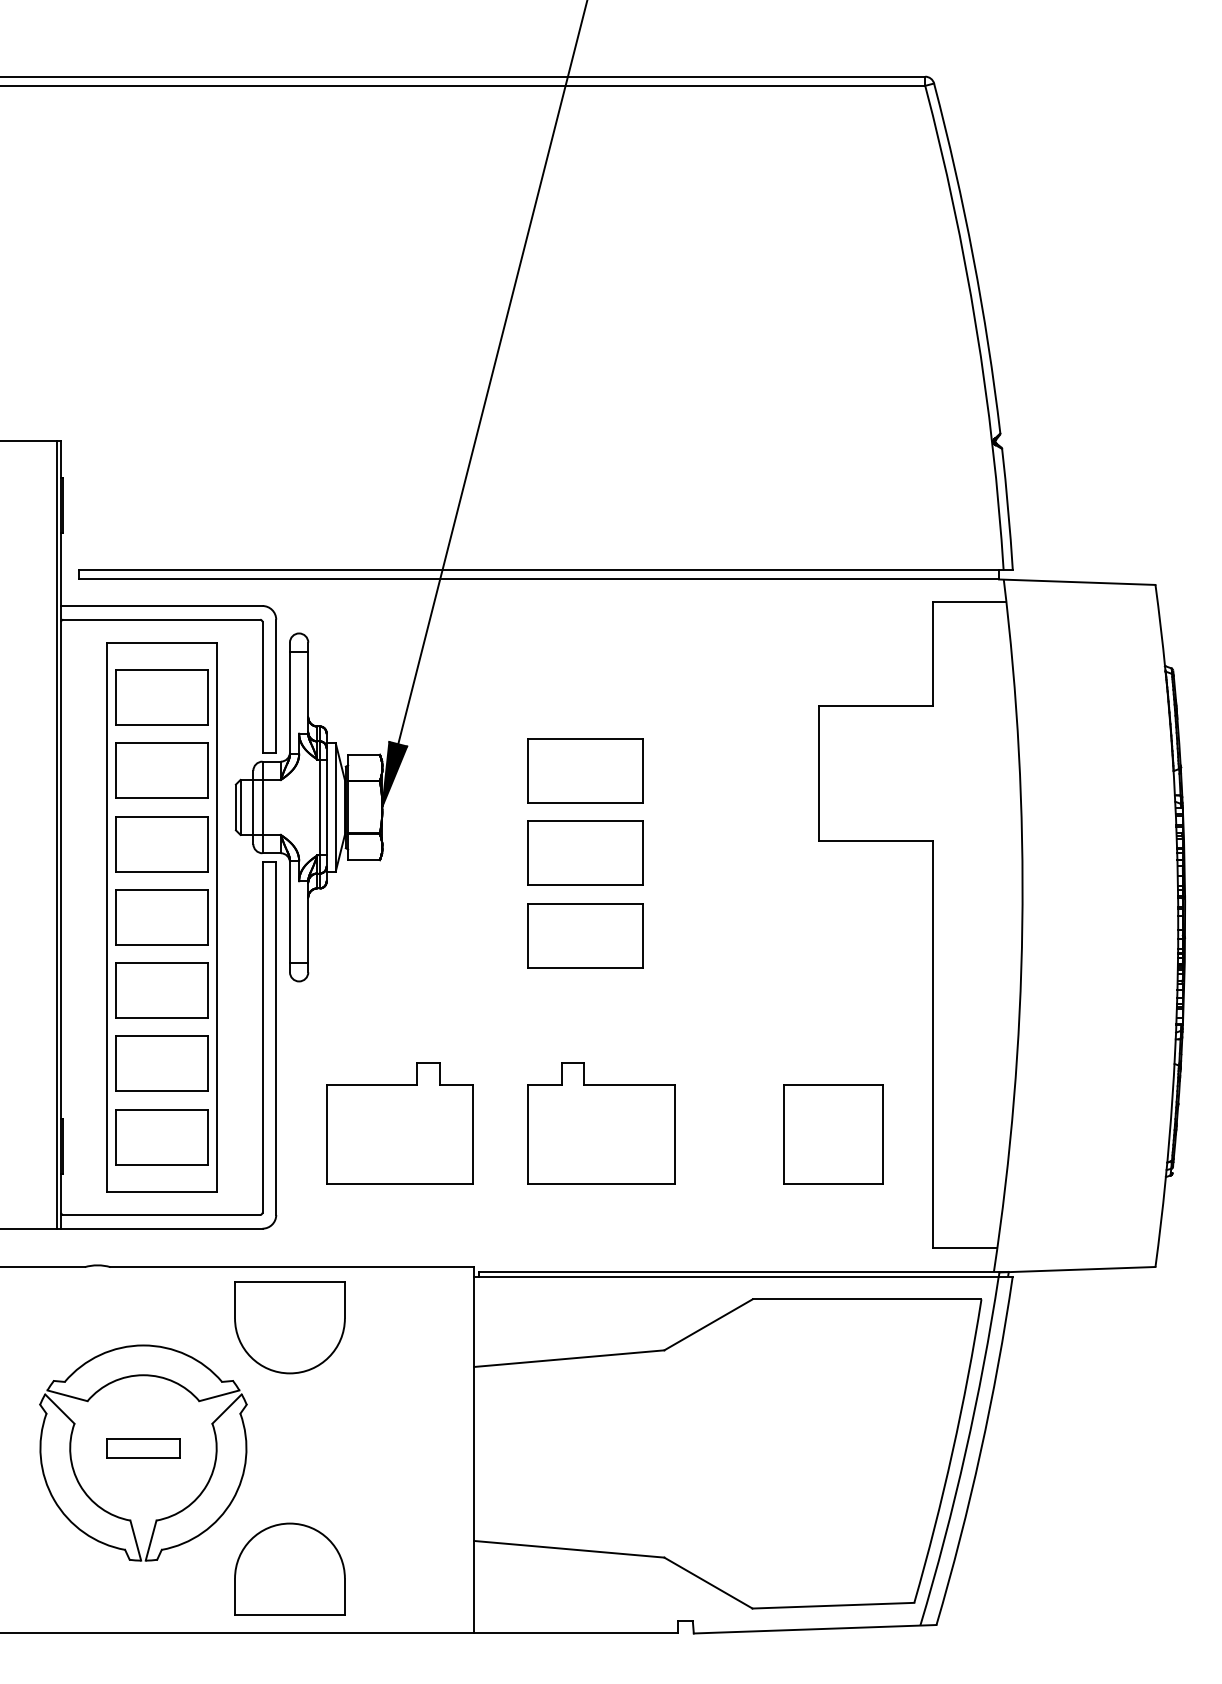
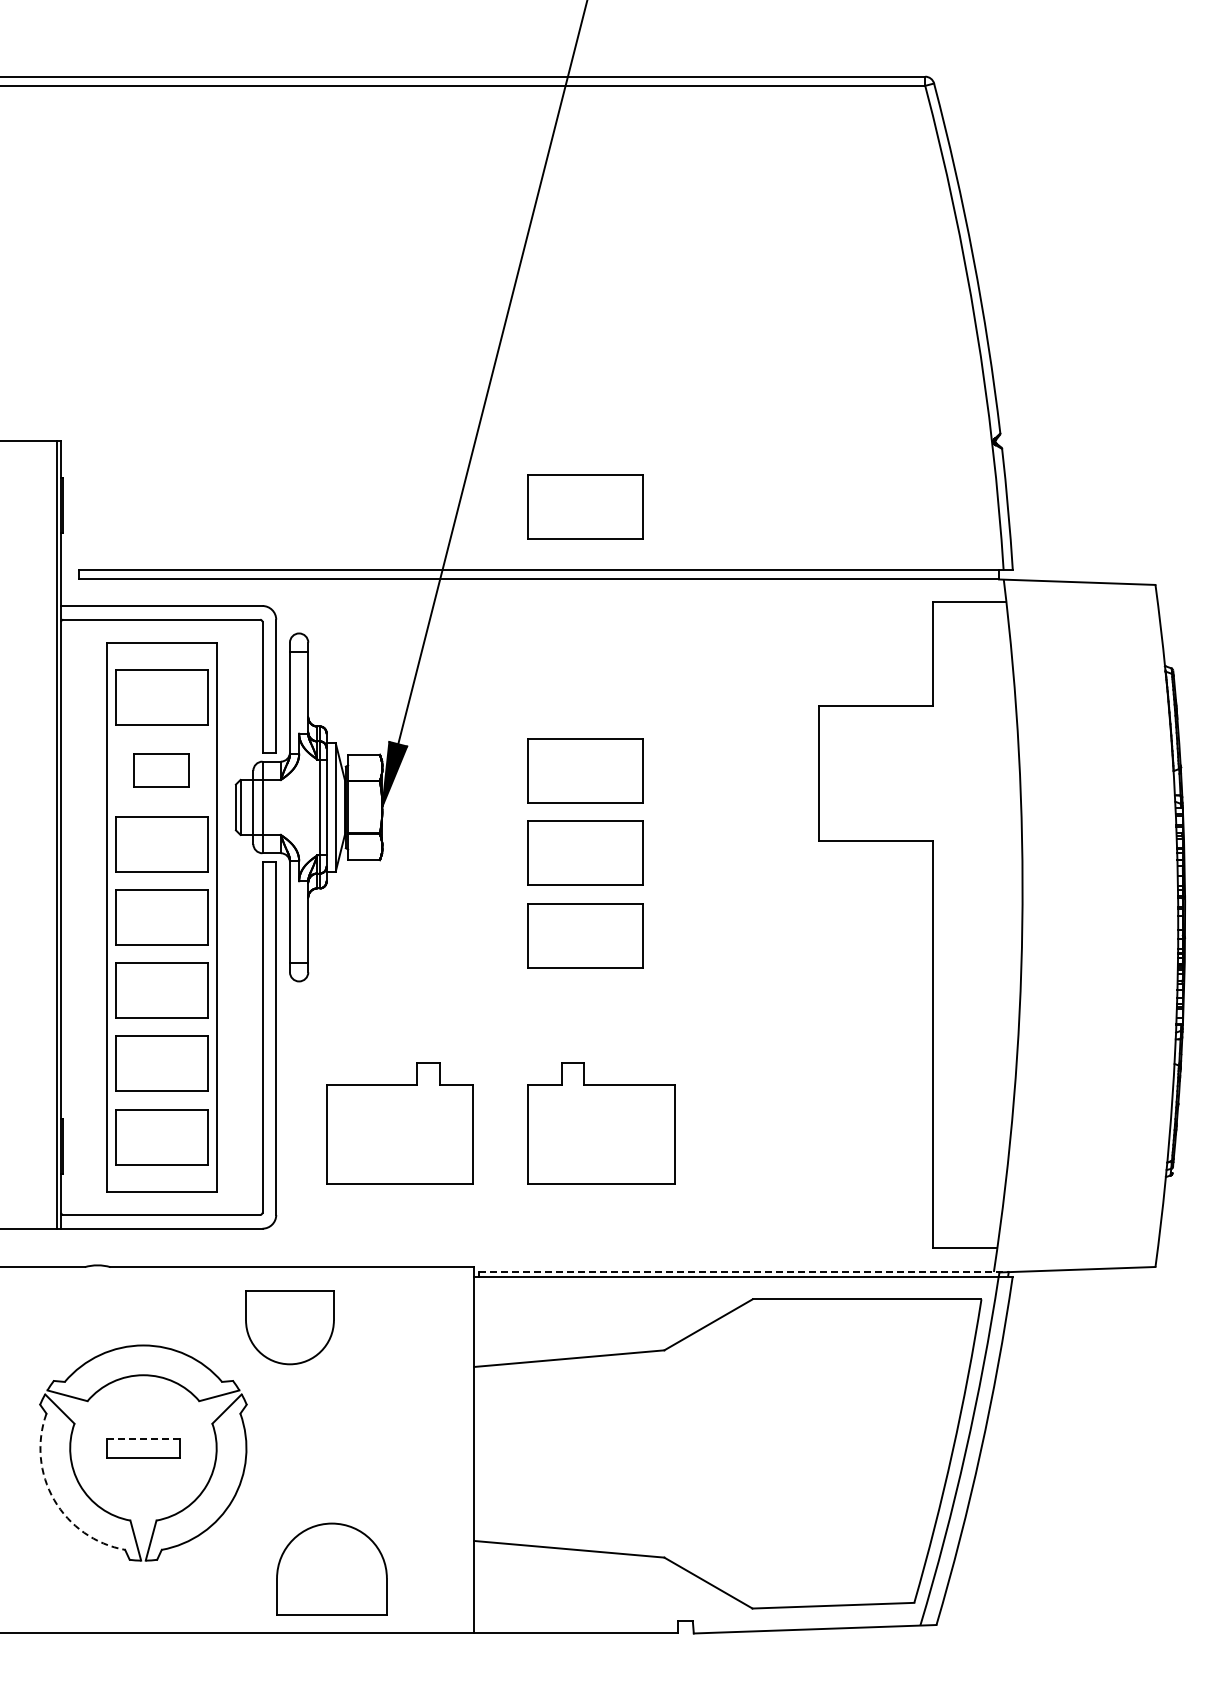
part: none -> present (585, 506)
part size: 94x57 px -> 57x35 px (161, 770)
part: present -> none (833, 1134)
line: solid -> dashed (743, 1271)
part size: 112x94 px -> 90x76 px (289, 1327)
line: solid -> dashed (143, 1439)
arc: solid -> dashed (54, 1500)
part position: (289, 1568) -> (331, 1568) (331, 1568)
